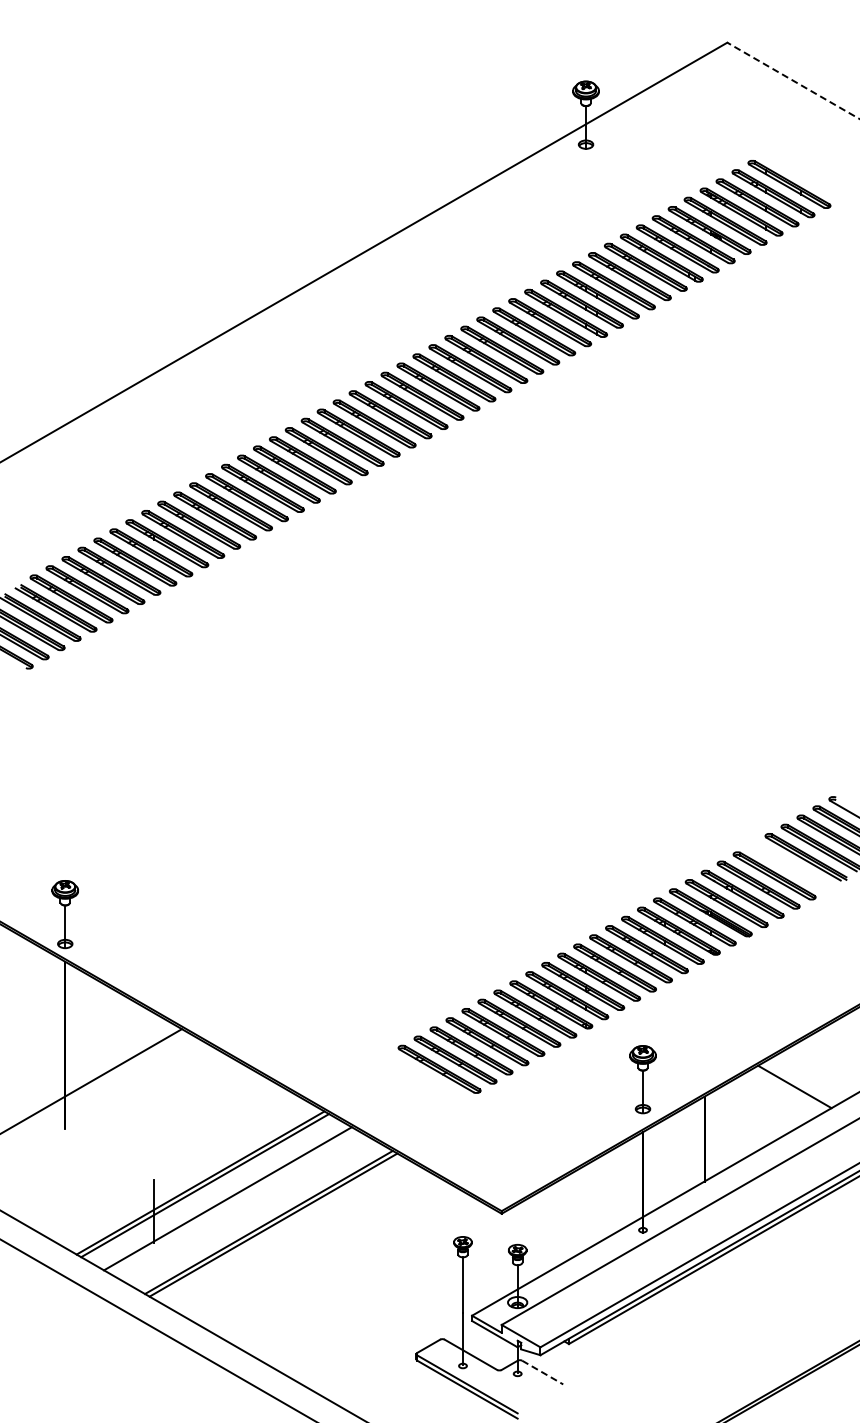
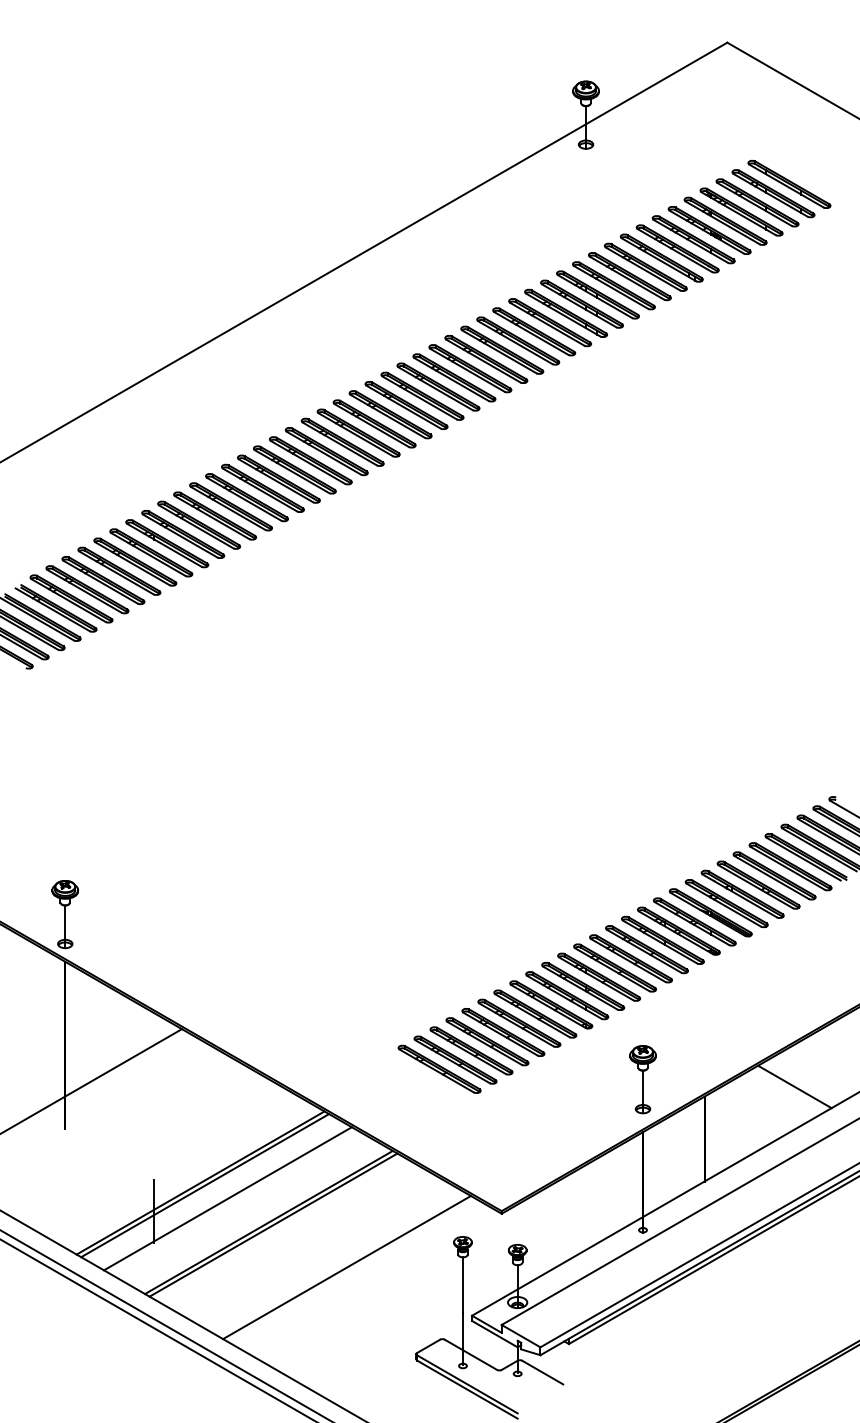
line: dashed -> solid (793, 80)
part: none -> present (790, 866)
line: none -> present (346, 1267)
line: none -> present (165, 1325)
line: dashed -> solid (542, 1372)
